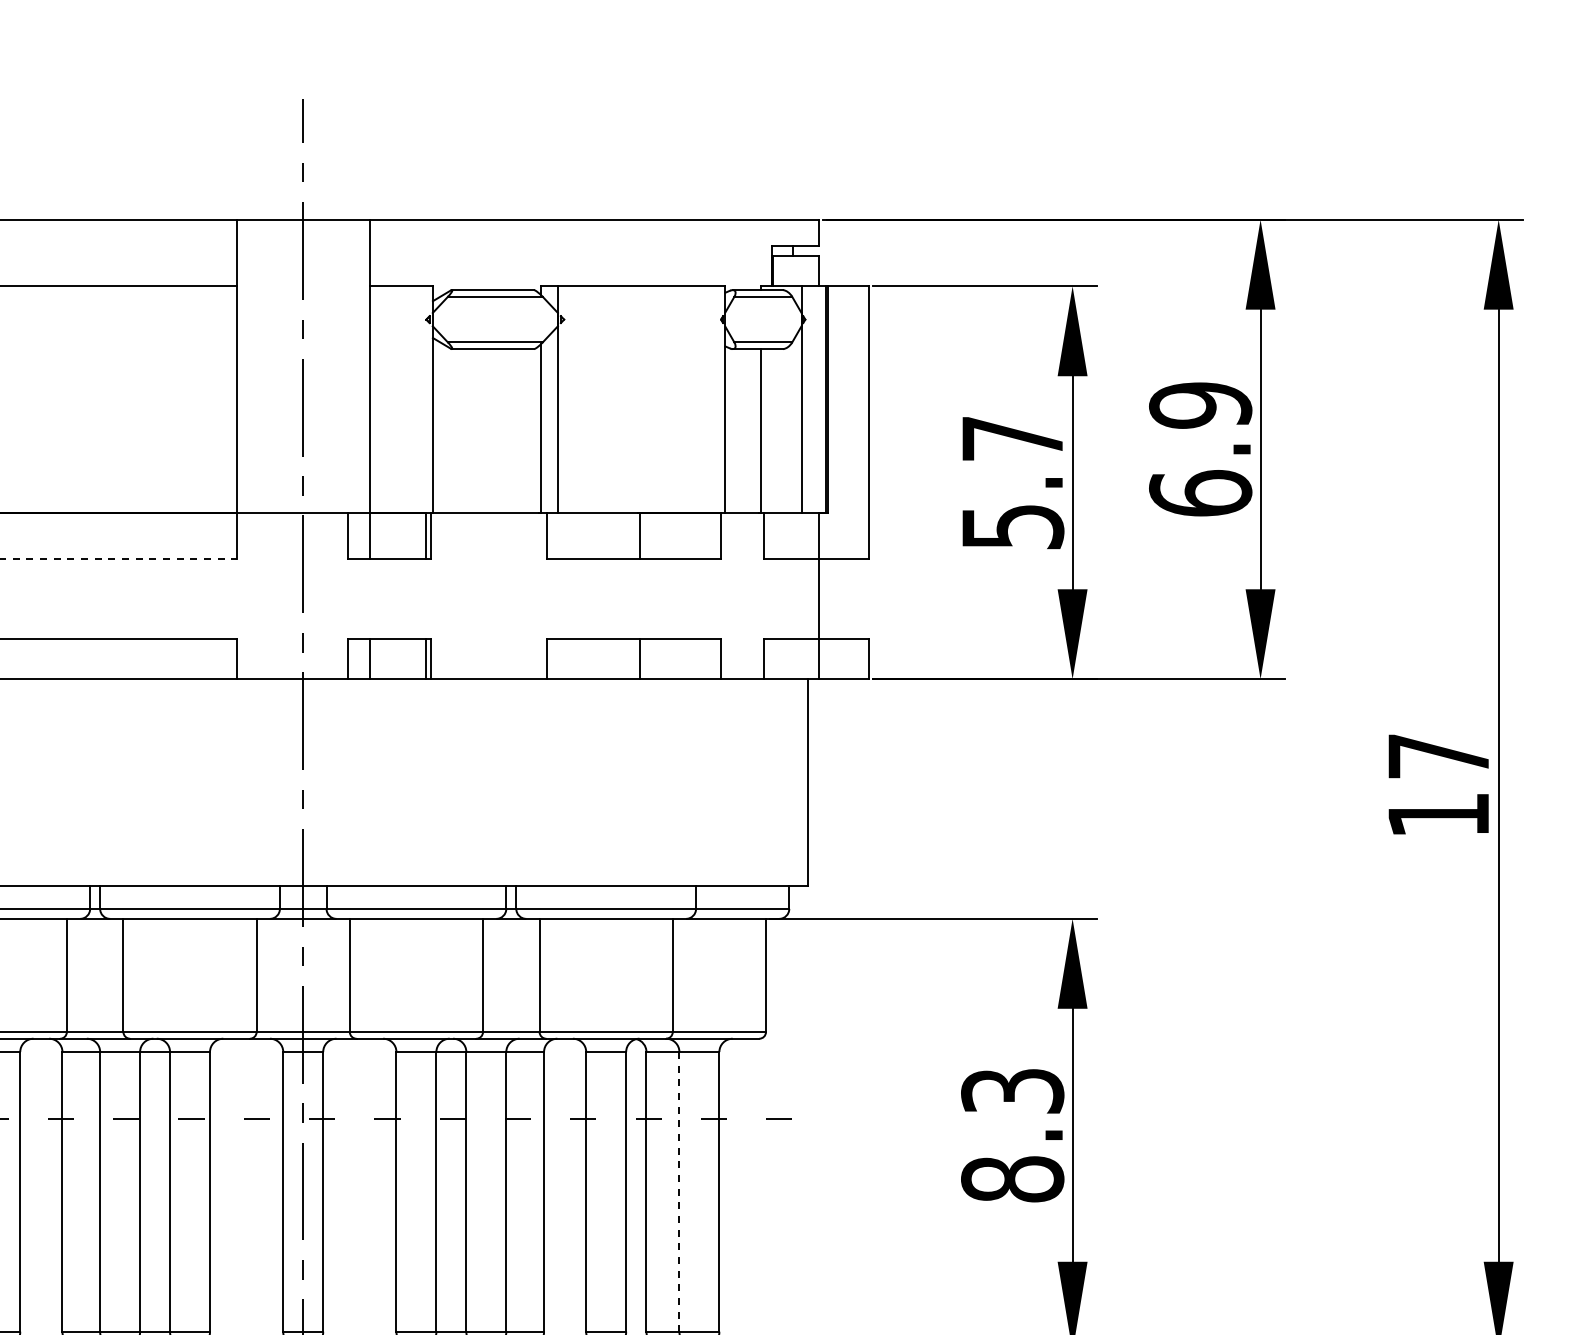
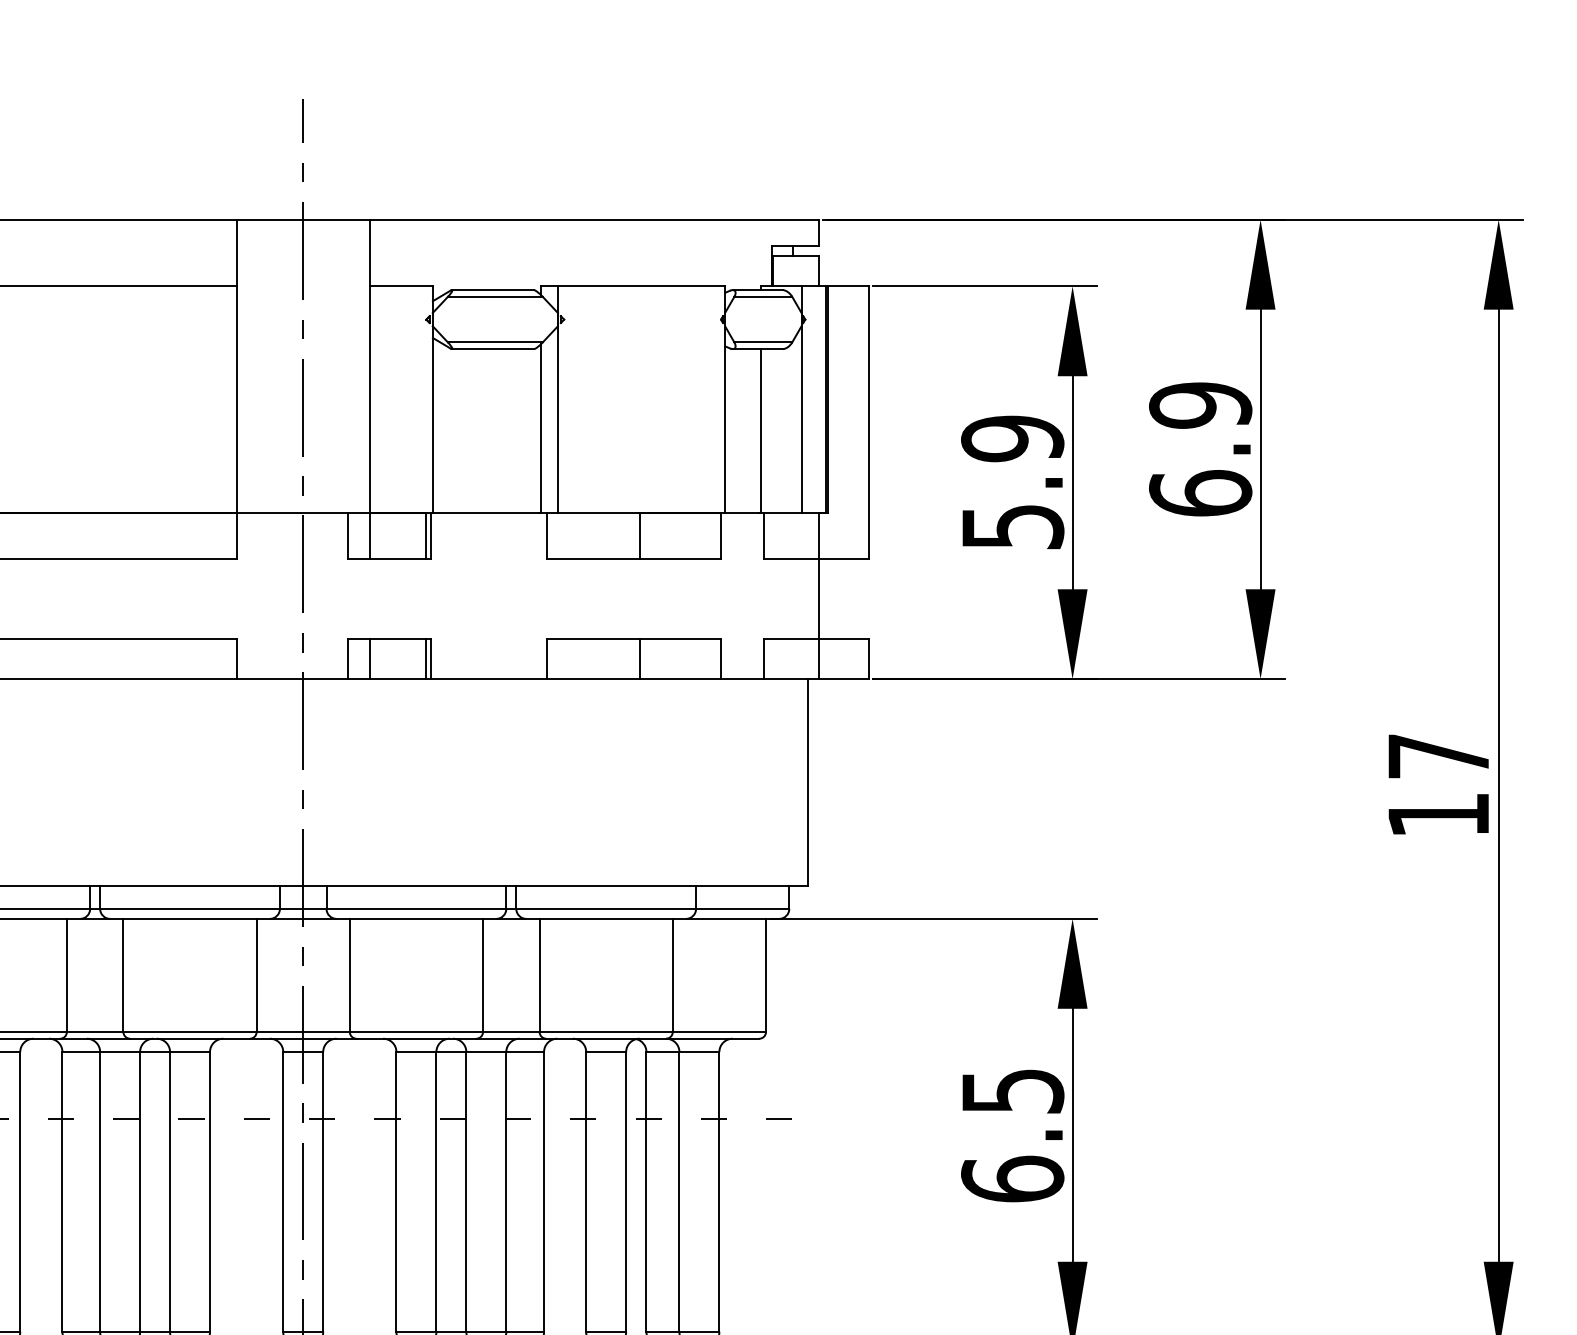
text: 5.7 -> 5.9 (1012, 438)
line: dashed -> solid (118, 559)
text: 8.3 -> 6.5 (1012, 1135)
line: dashed -> solid (679, 1191)
